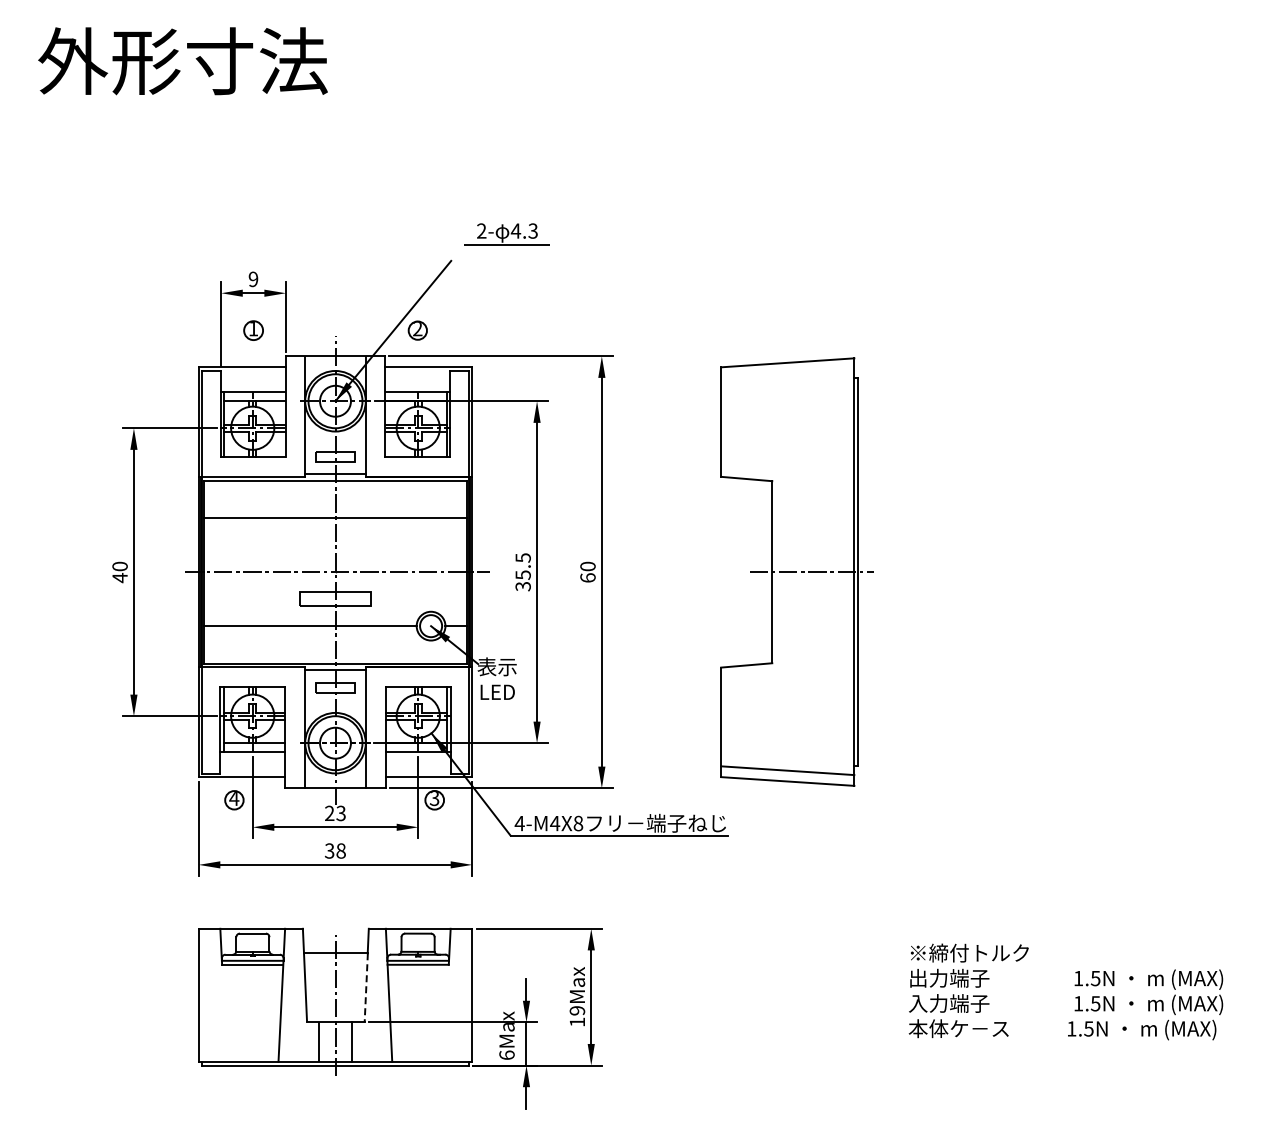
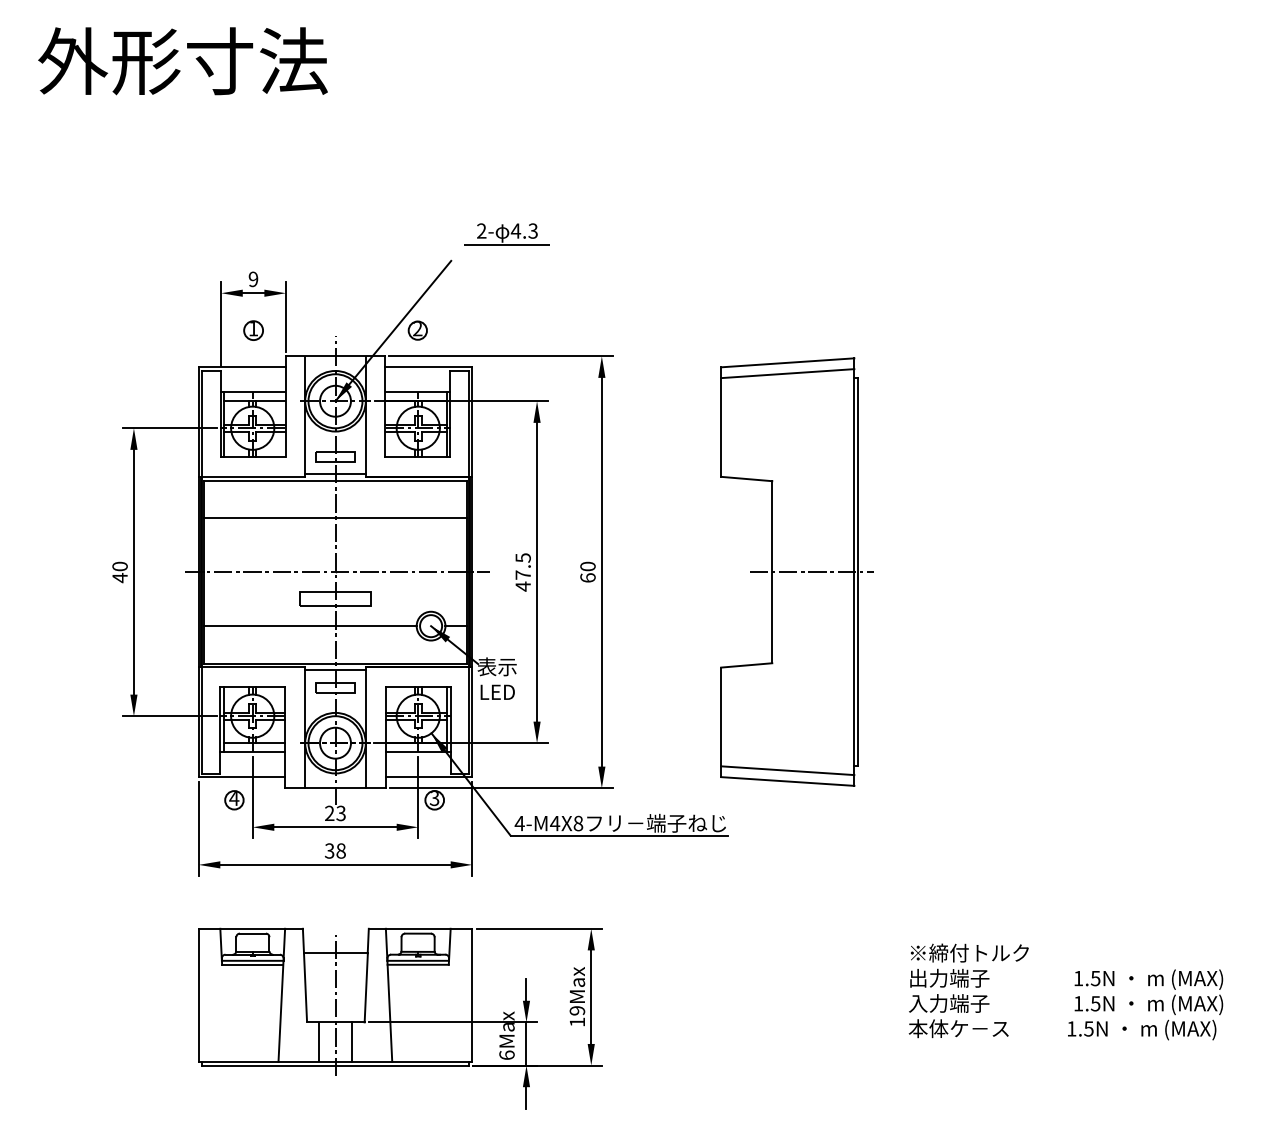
line: none -> present (787, 373)
text: 35.5 -> 47.5 (522, 580)
line: dashed -> solid (366, 987)
